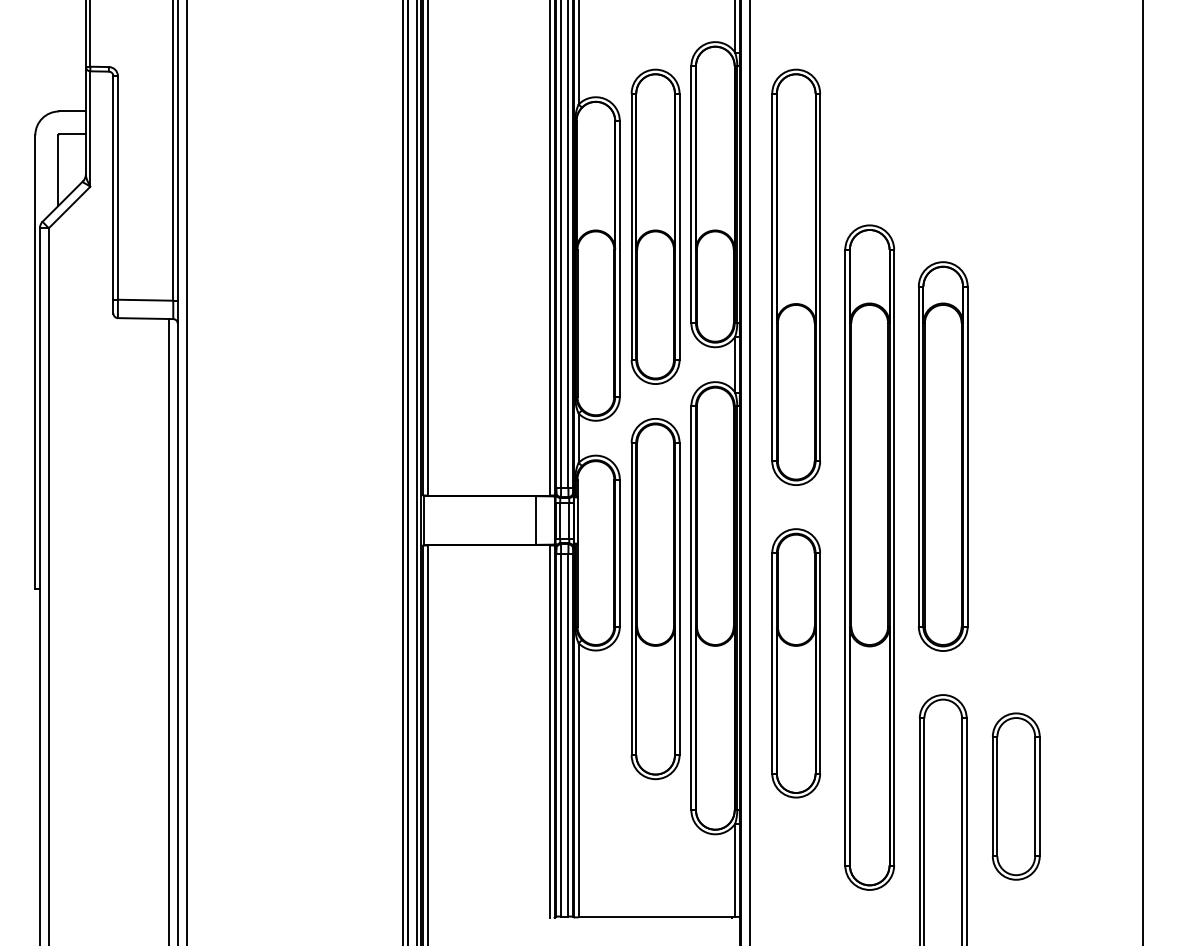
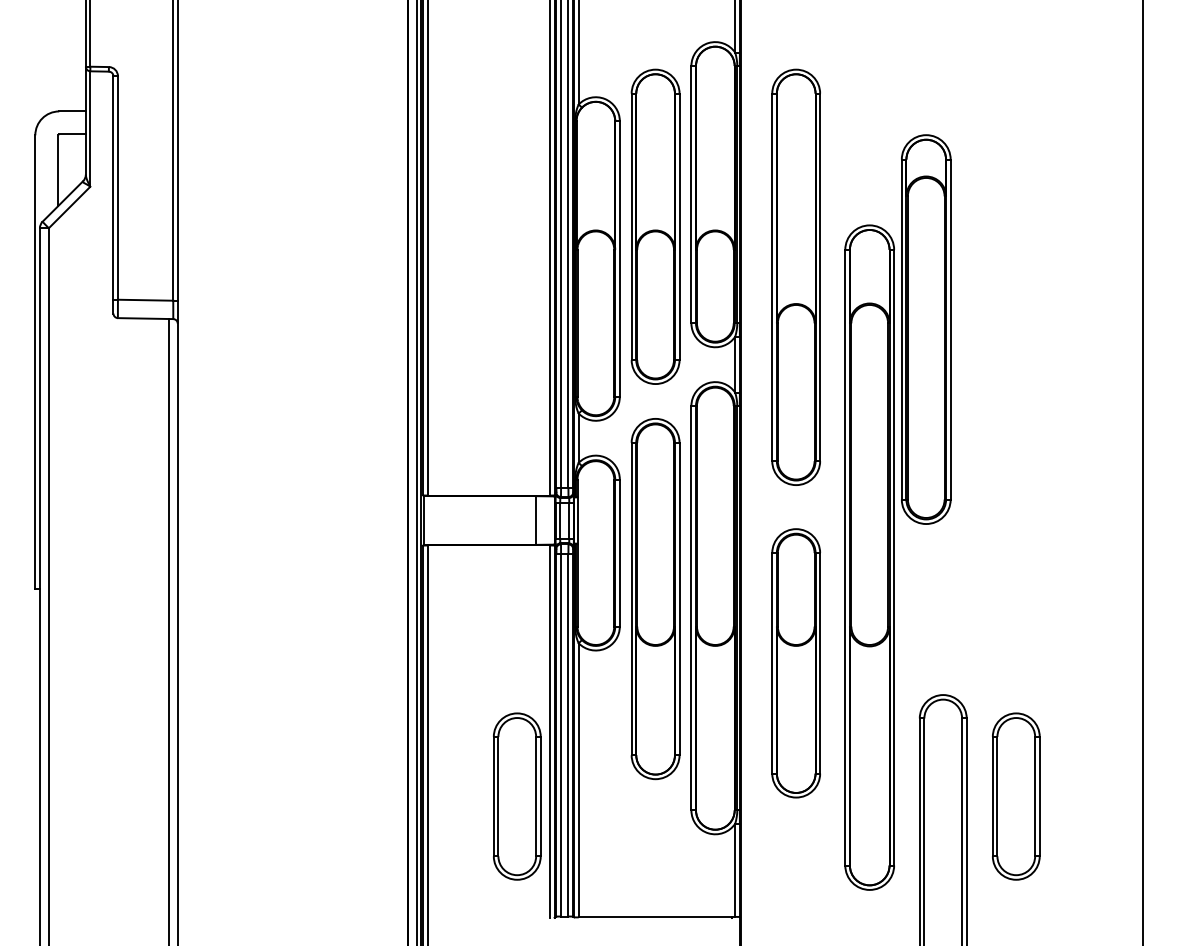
part position: (943, 456) -> (926, 329) (926, 329)
line: present -> none (186, 472)
line: present -> none (402, 472)
line: present -> none (750, 472)
part: none -> present (517, 796)
